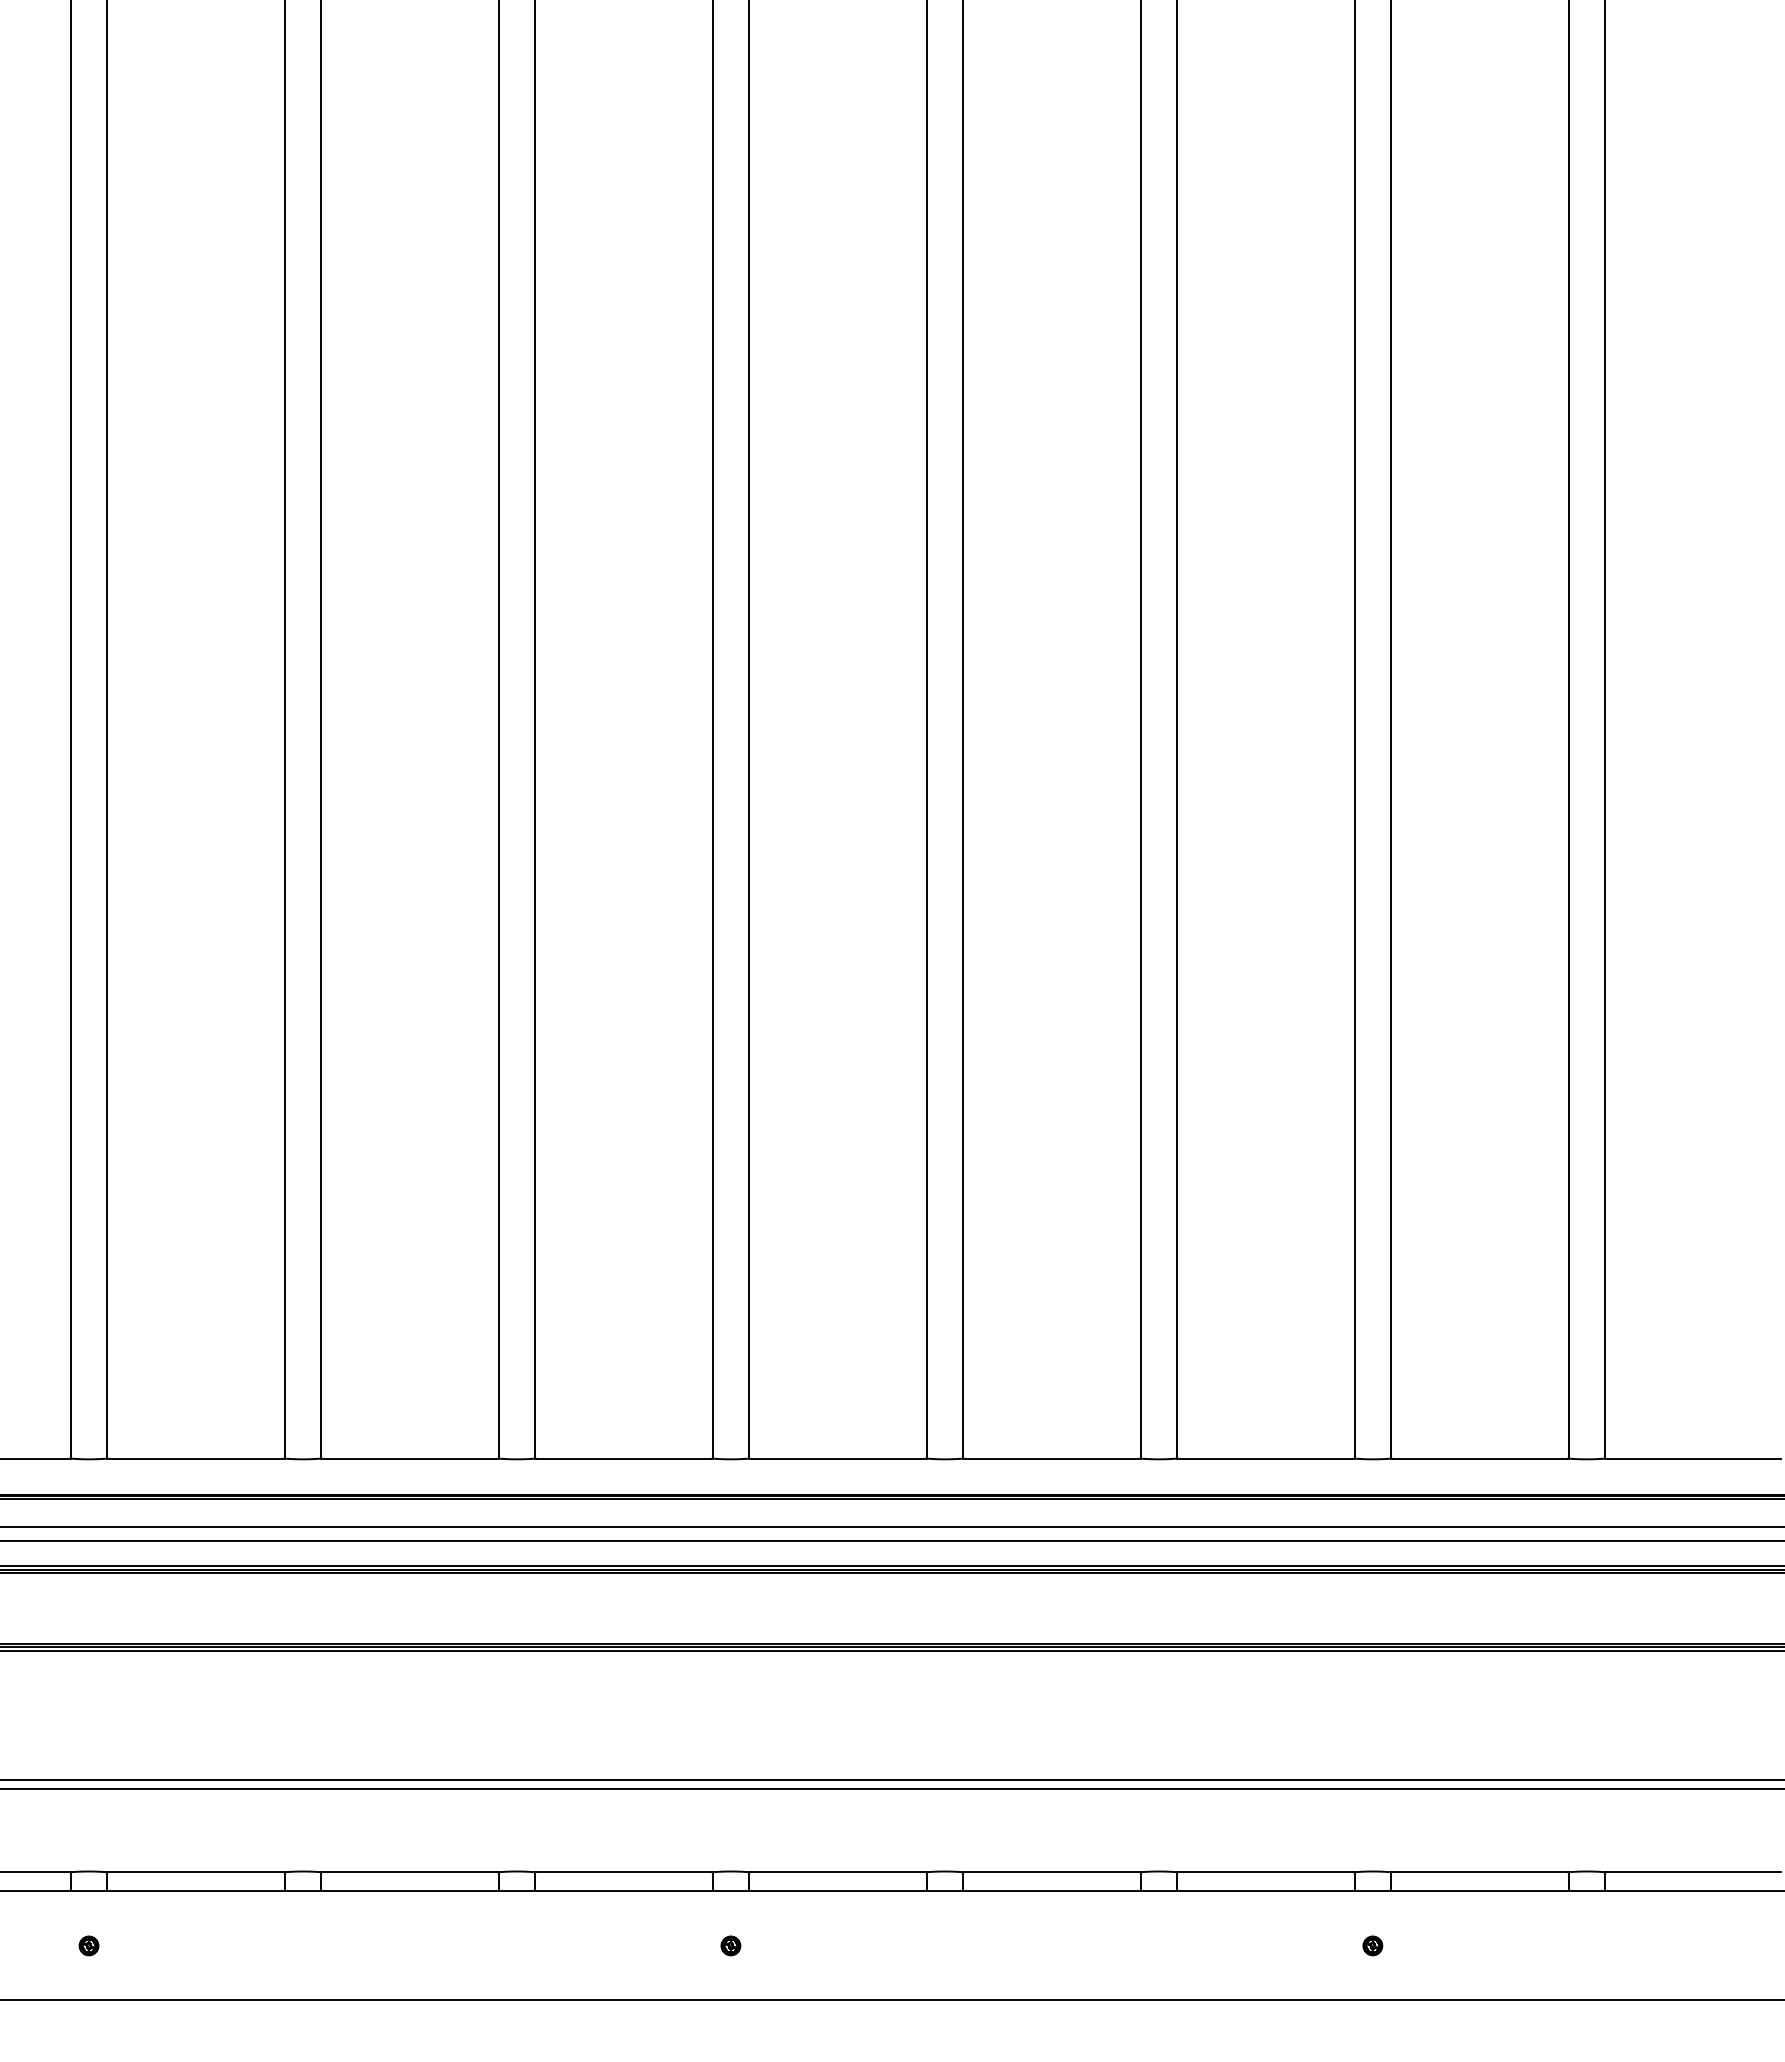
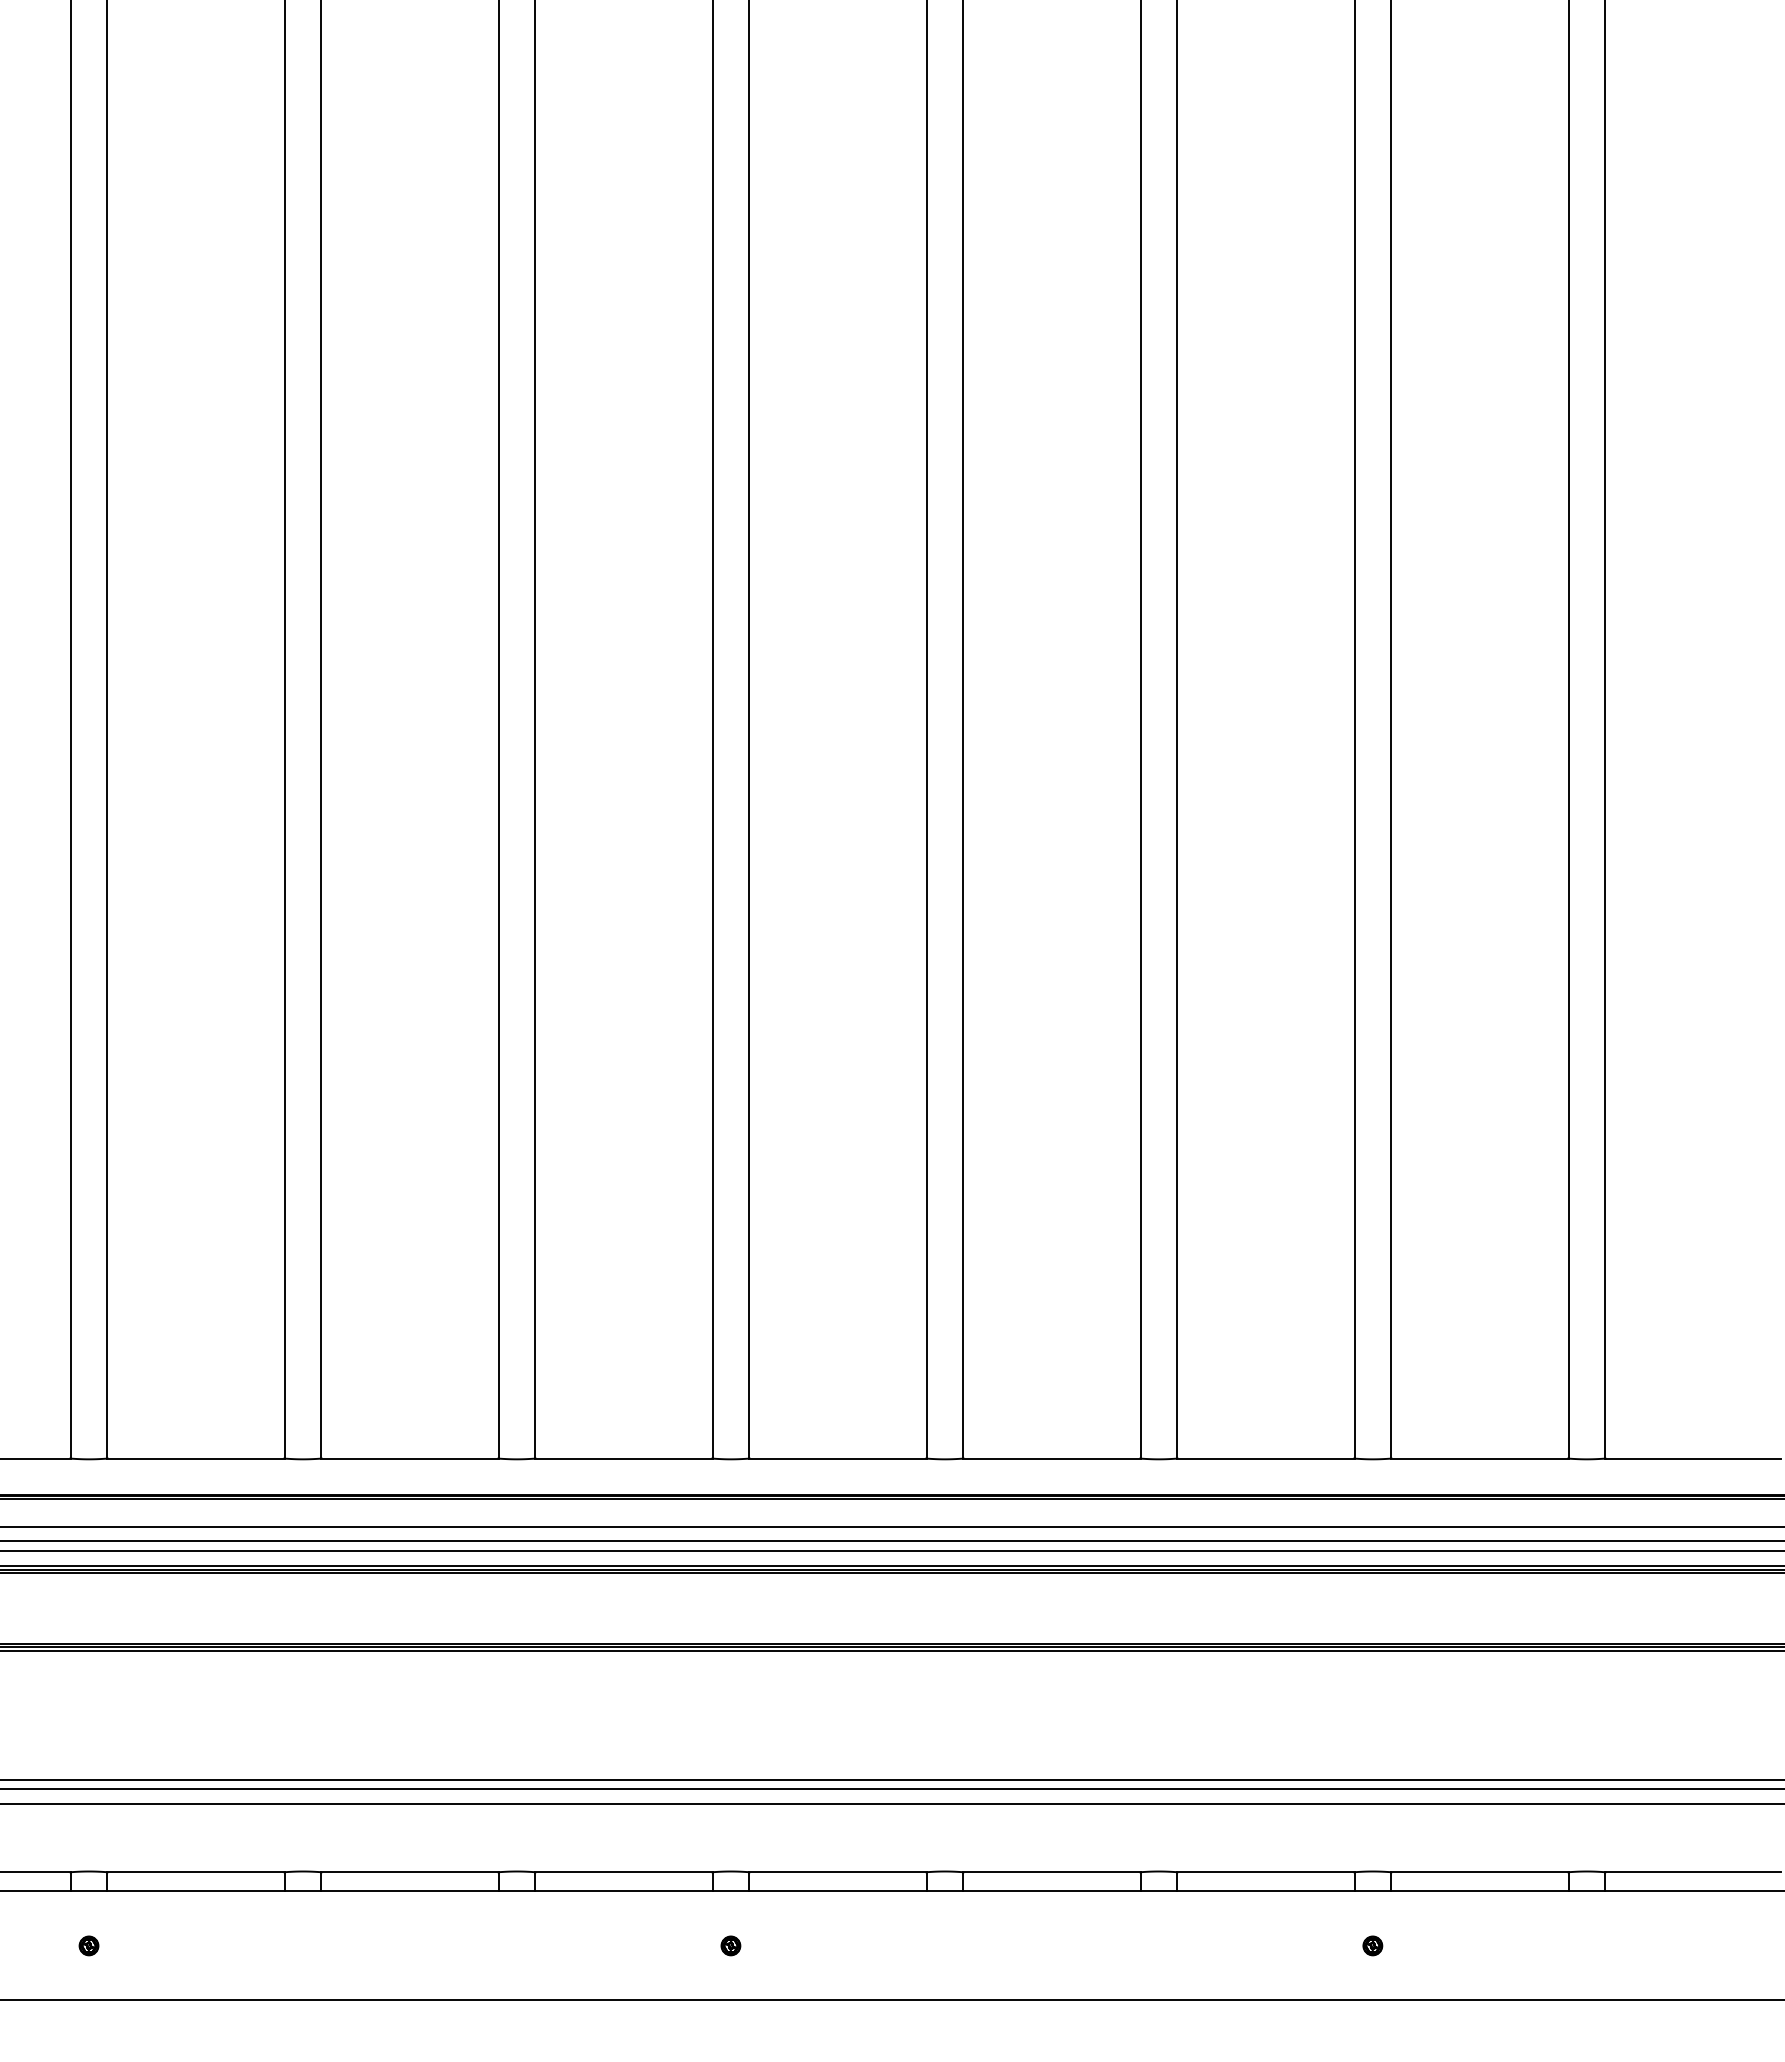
line: none -> present (891, 1550)
line: none -> present (891, 1803)
